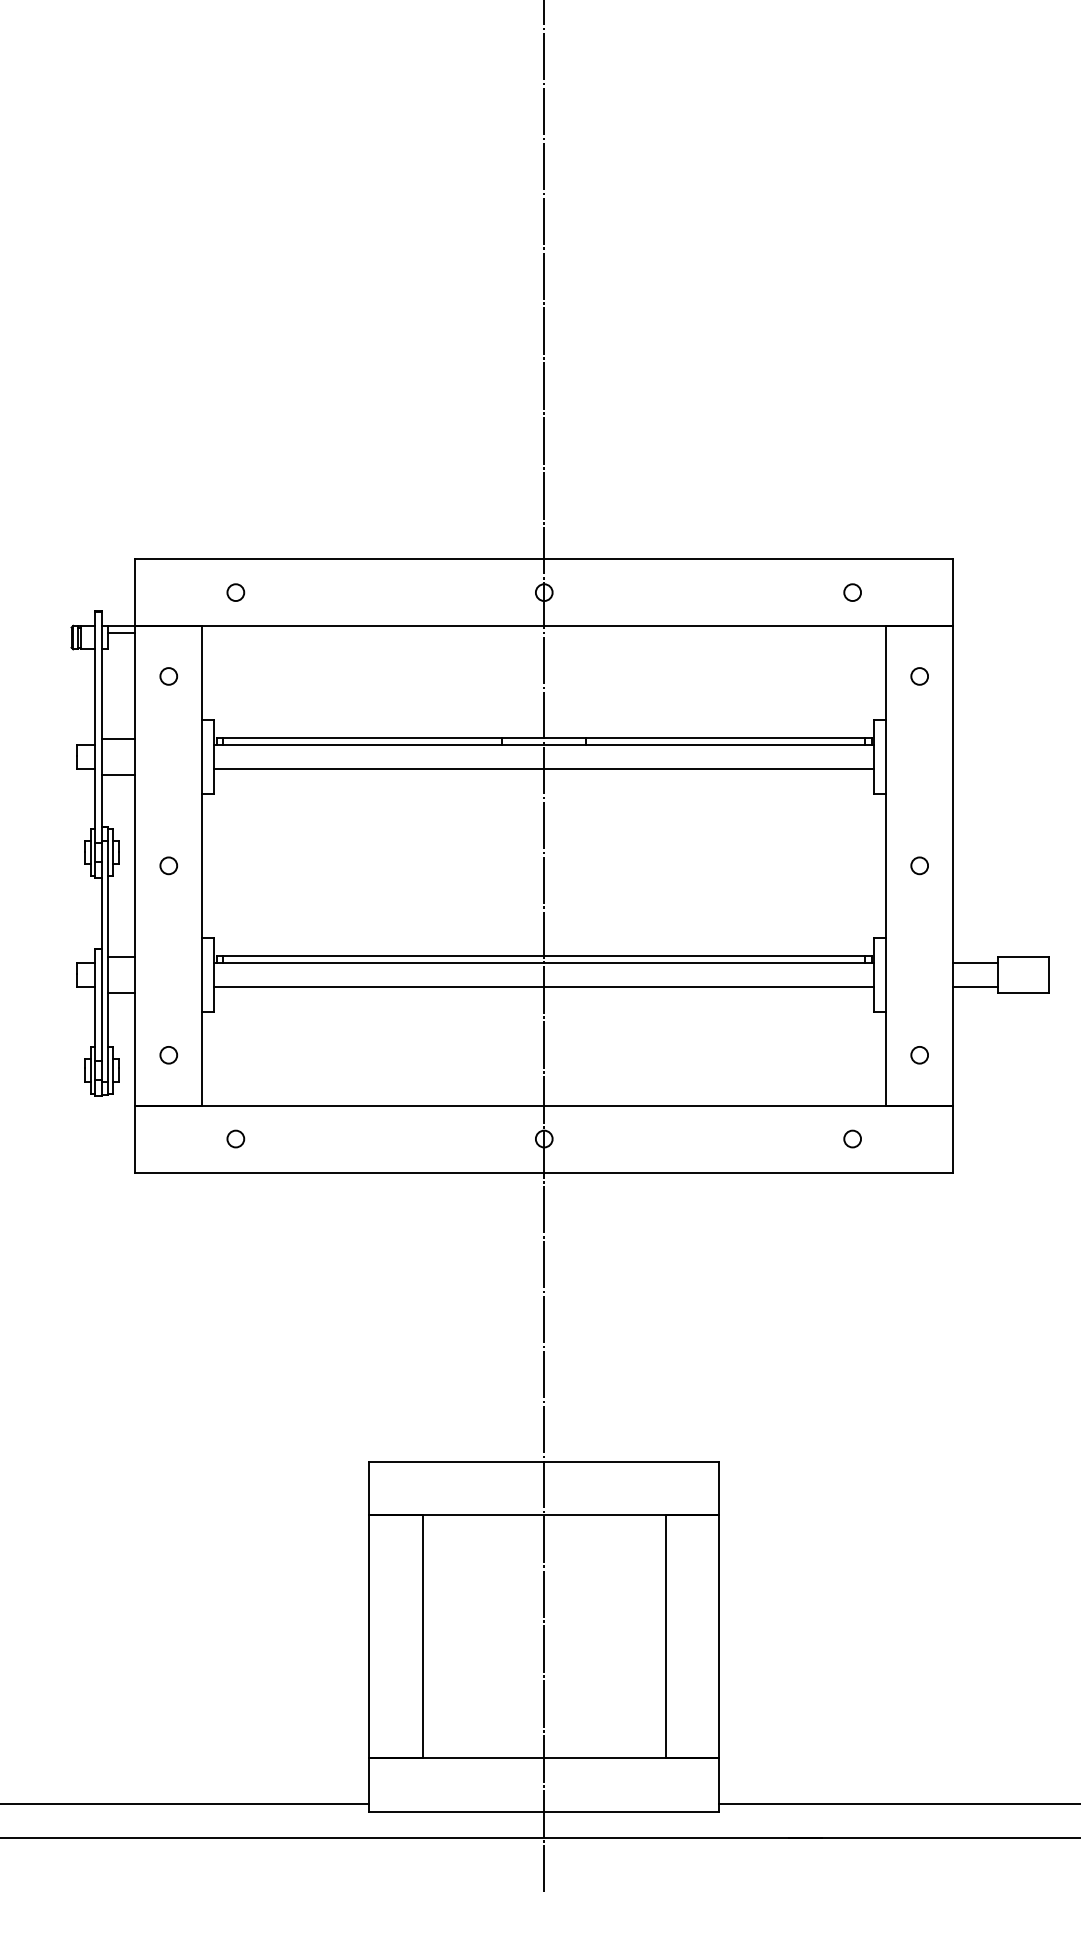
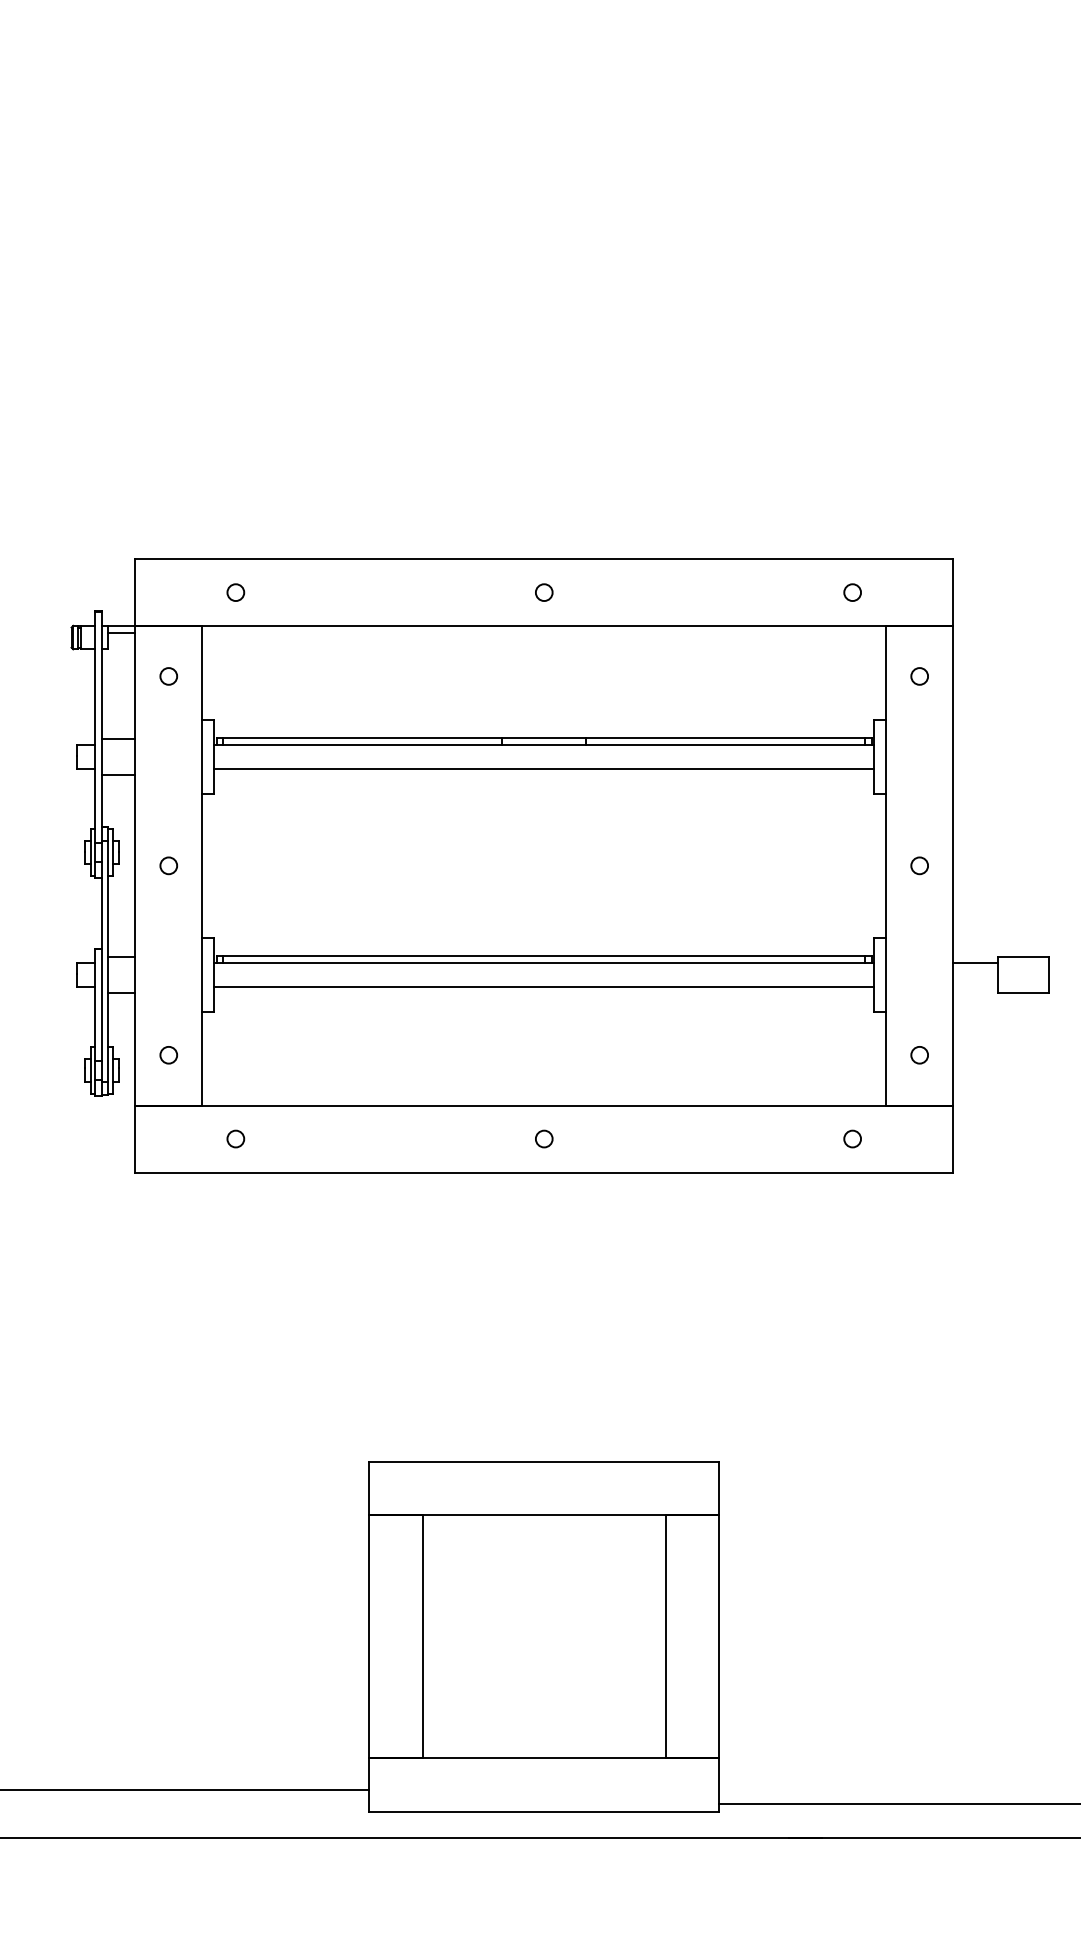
line: present -> none (544, 947)
line: present -> none (975, 986)
line position: (185, 1804) -> (185, 1790) (185, 1790)
